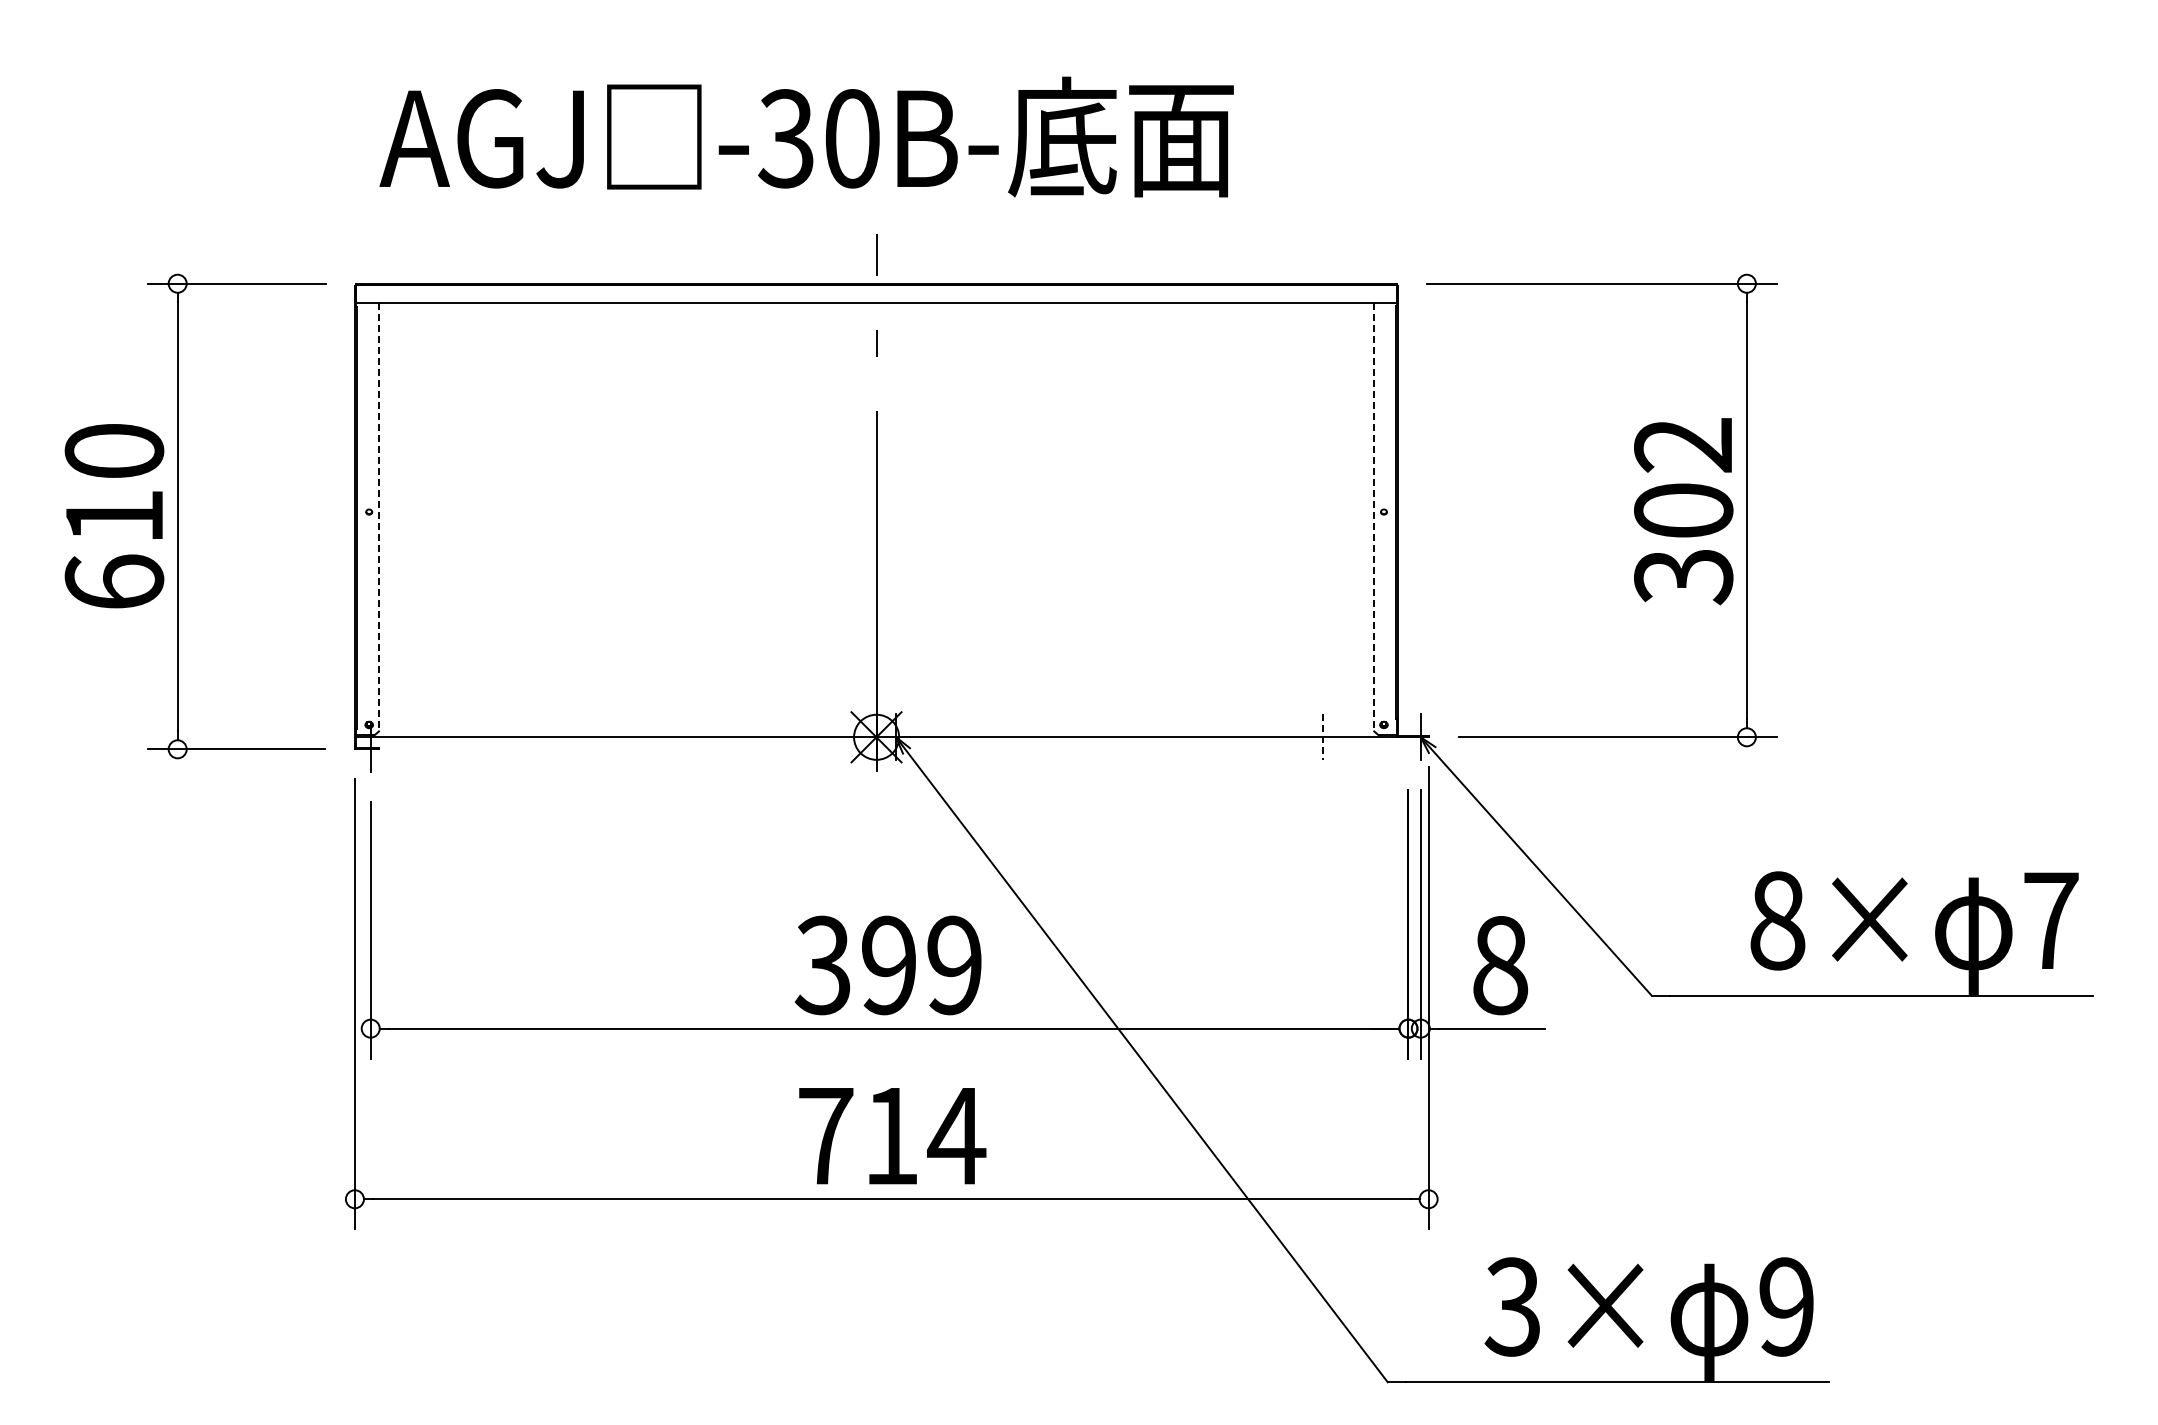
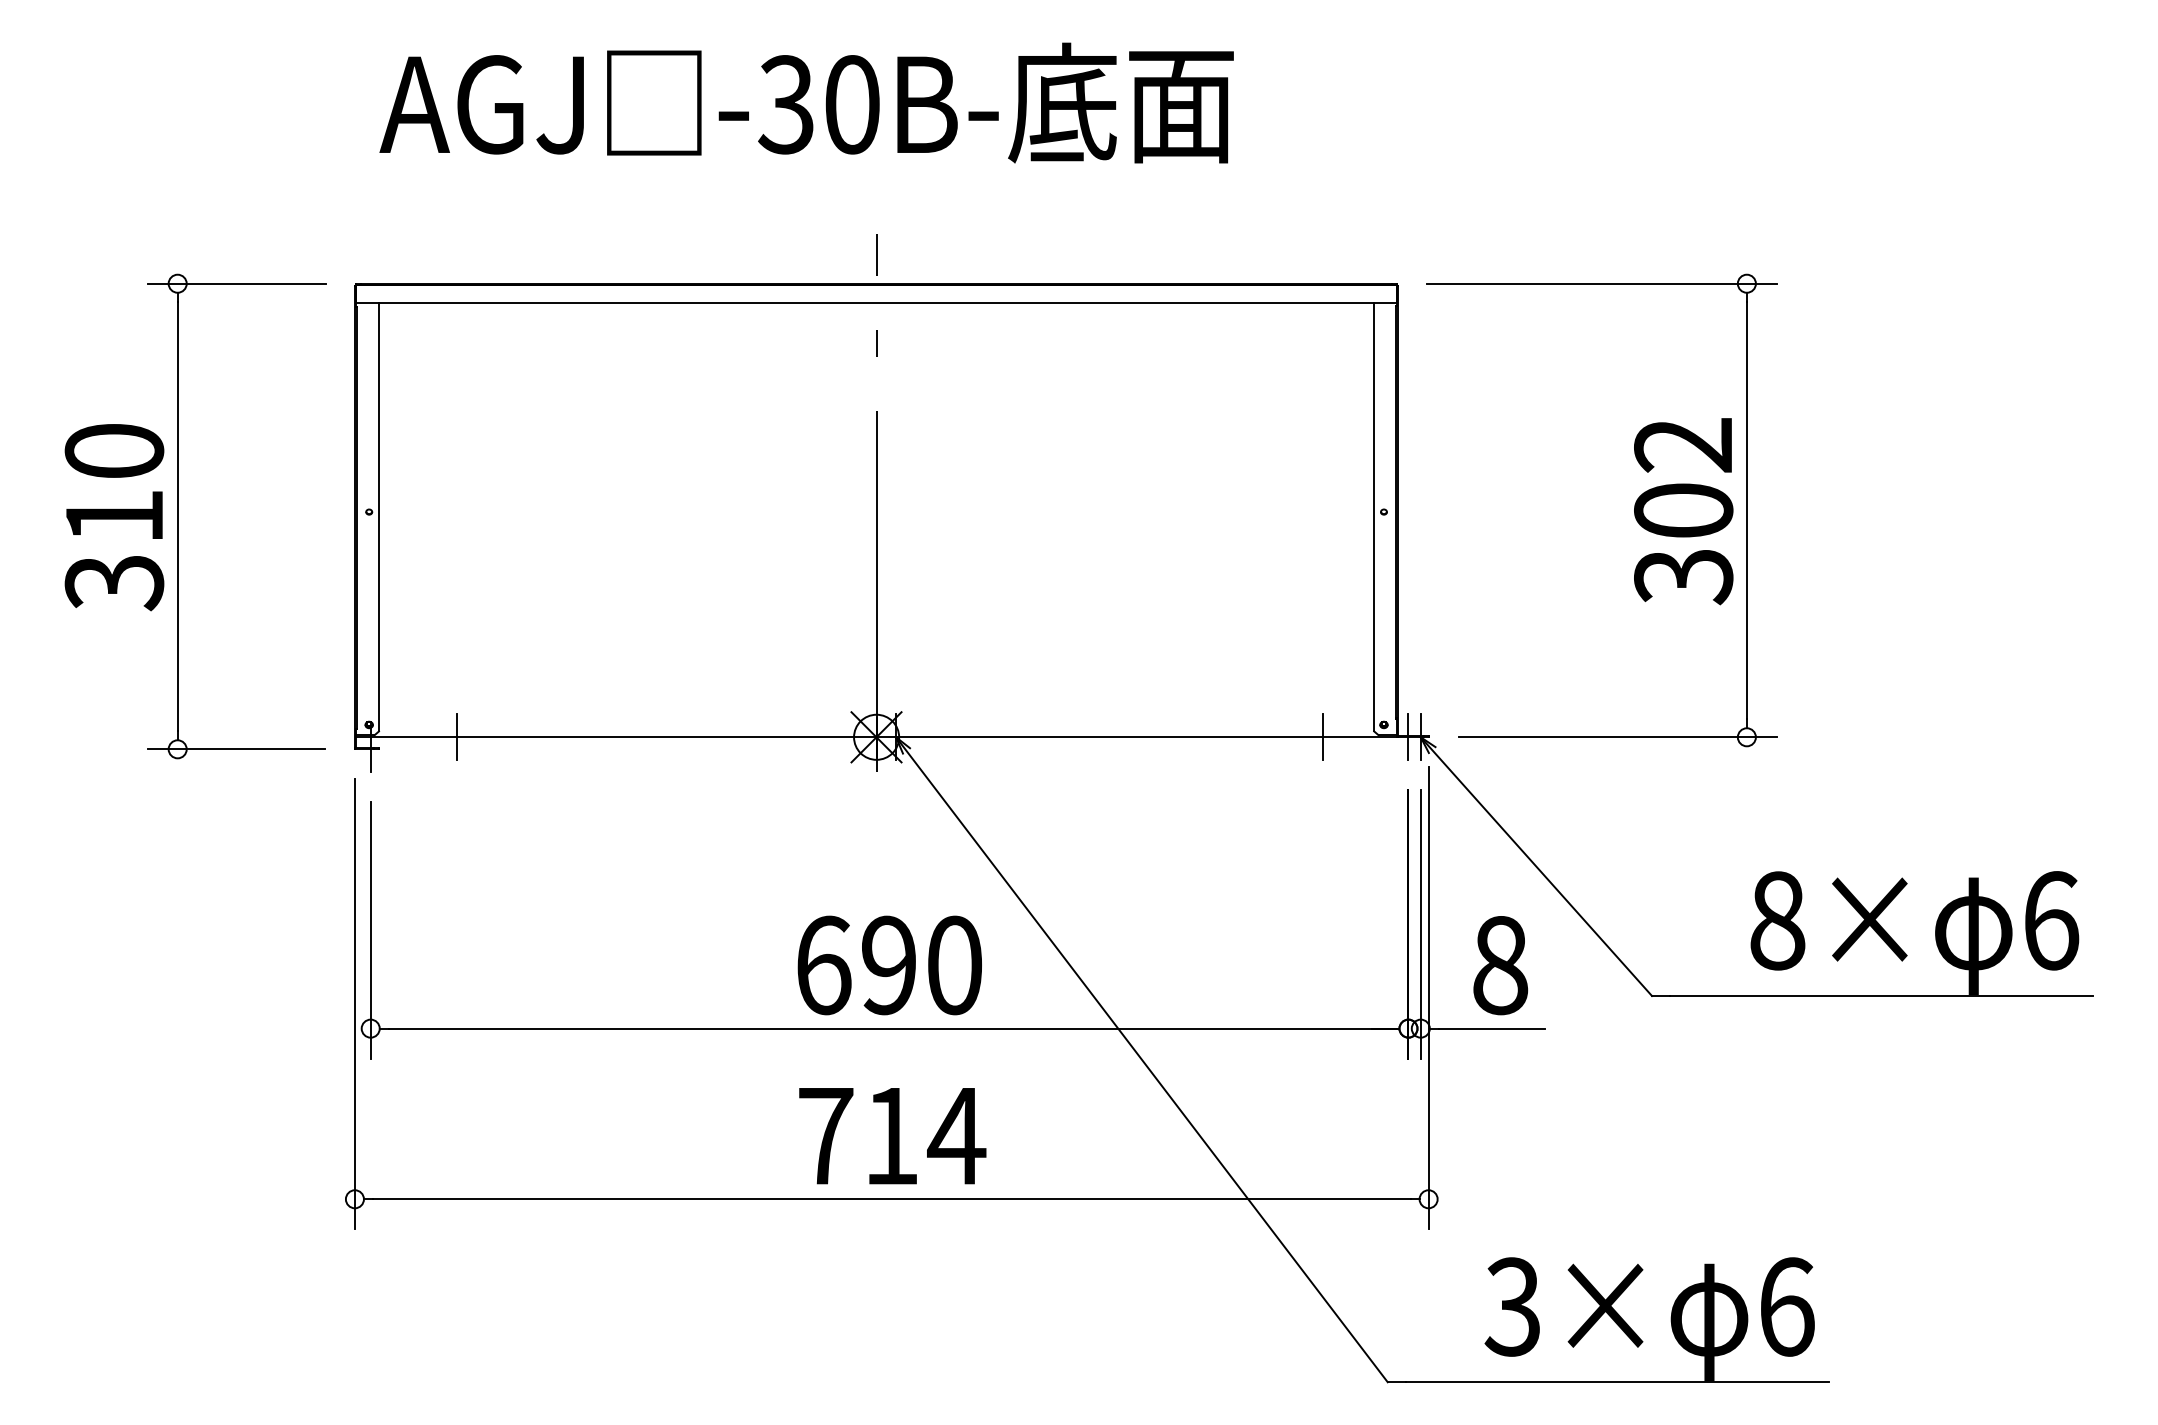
text position: (806, 136) -> (806, 102) (806, 102)
line: dashed -> solid (378, 517)
line: dashed -> solid (1374, 517)
text: 610 -> 310 (114, 582)
line: none -> present (457, 736)
line: none -> present (1408, 736)
line: dashed -> solid (1322, 737)
text: 7 -> 6 (2051, 920)
text: 399 -> 690 (887, 965)
text: 9 -> 6 (1786, 1306)
